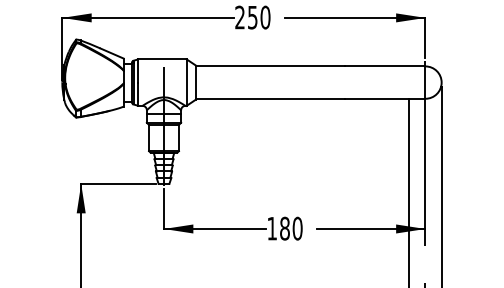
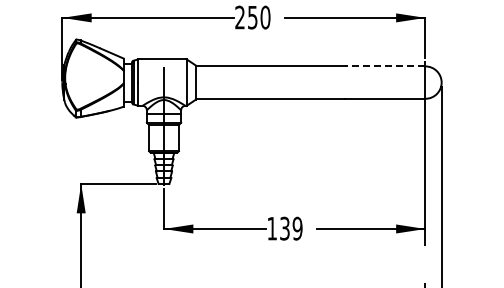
line: solid -> dashed (384, 66)
line: present -> none (409, 191)
text: 180 -> 139 (291, 228)
